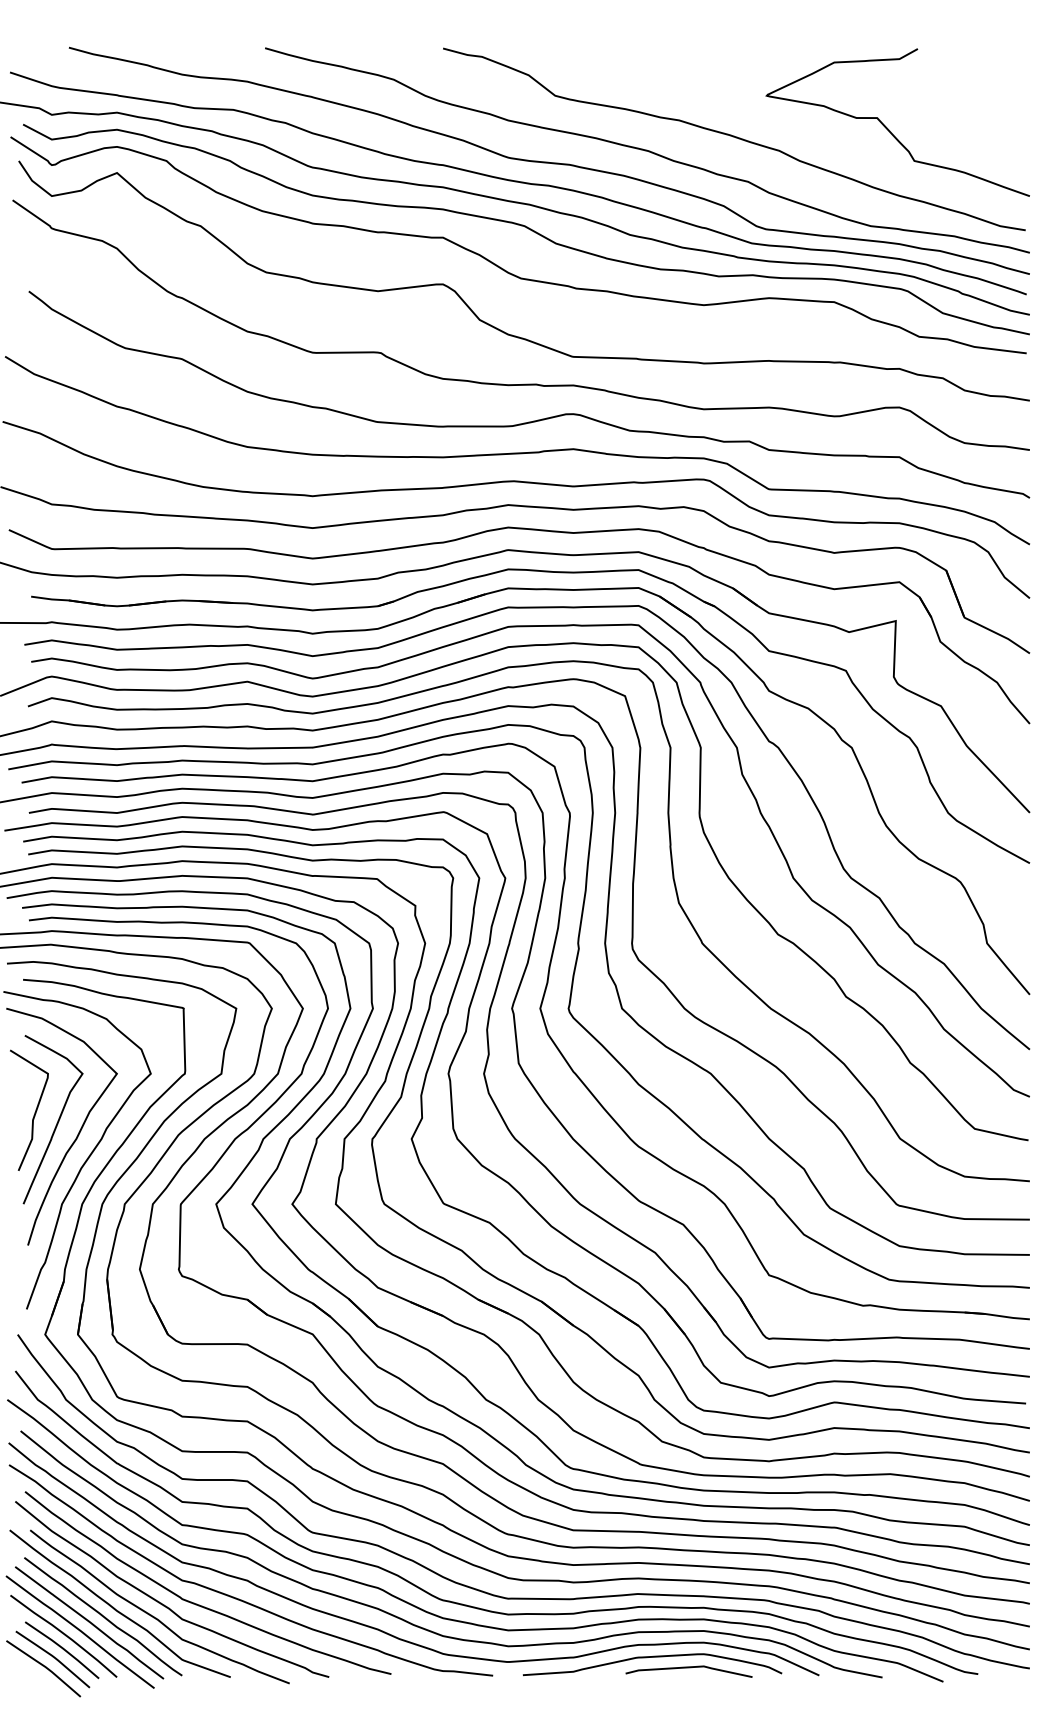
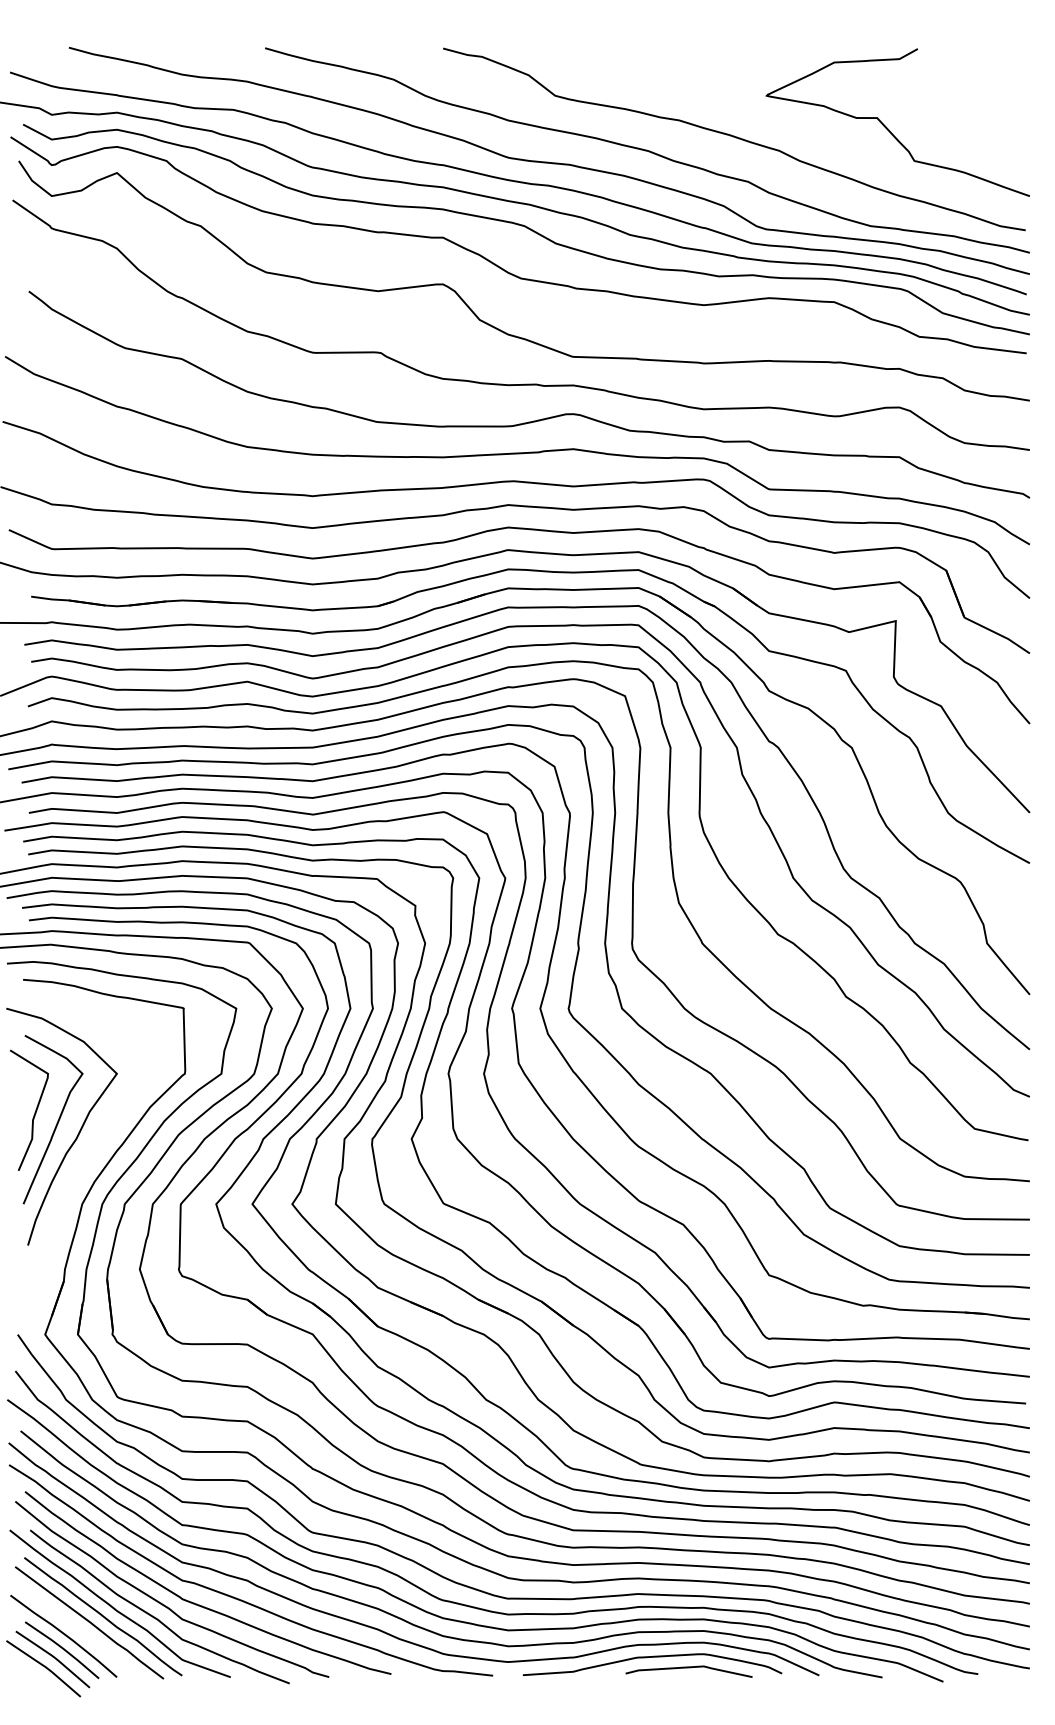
curve: present -> none (87, 1157)
curve: present -> none (79, 1631)
